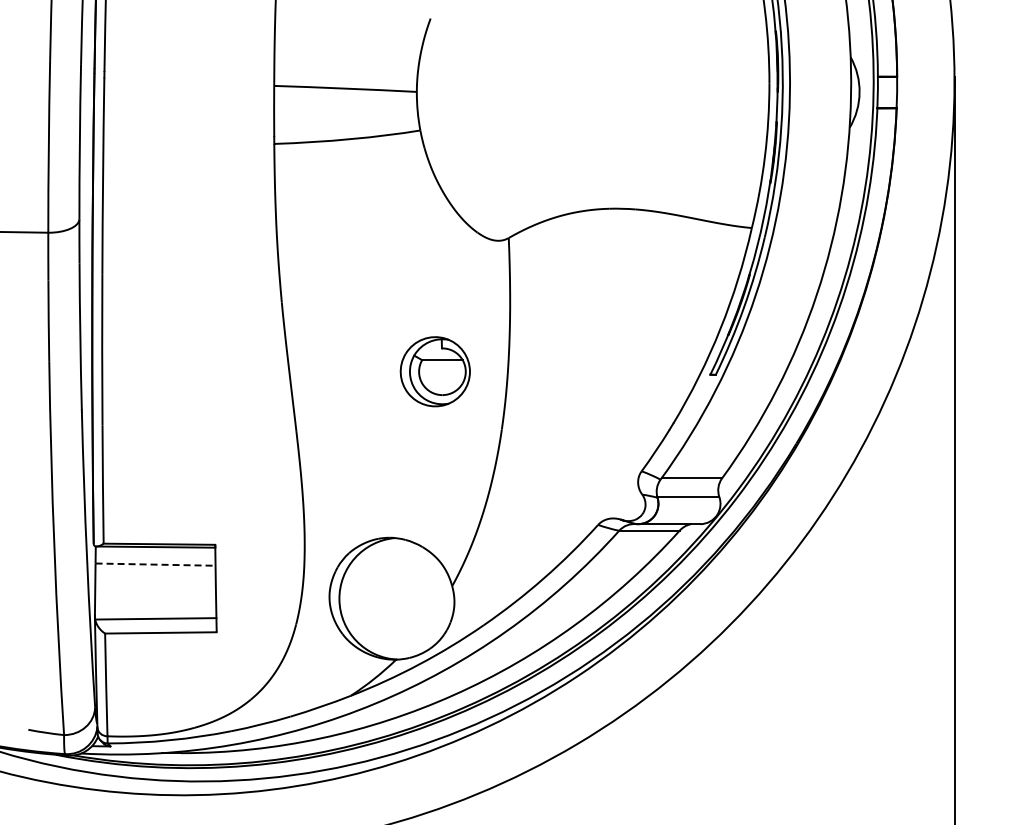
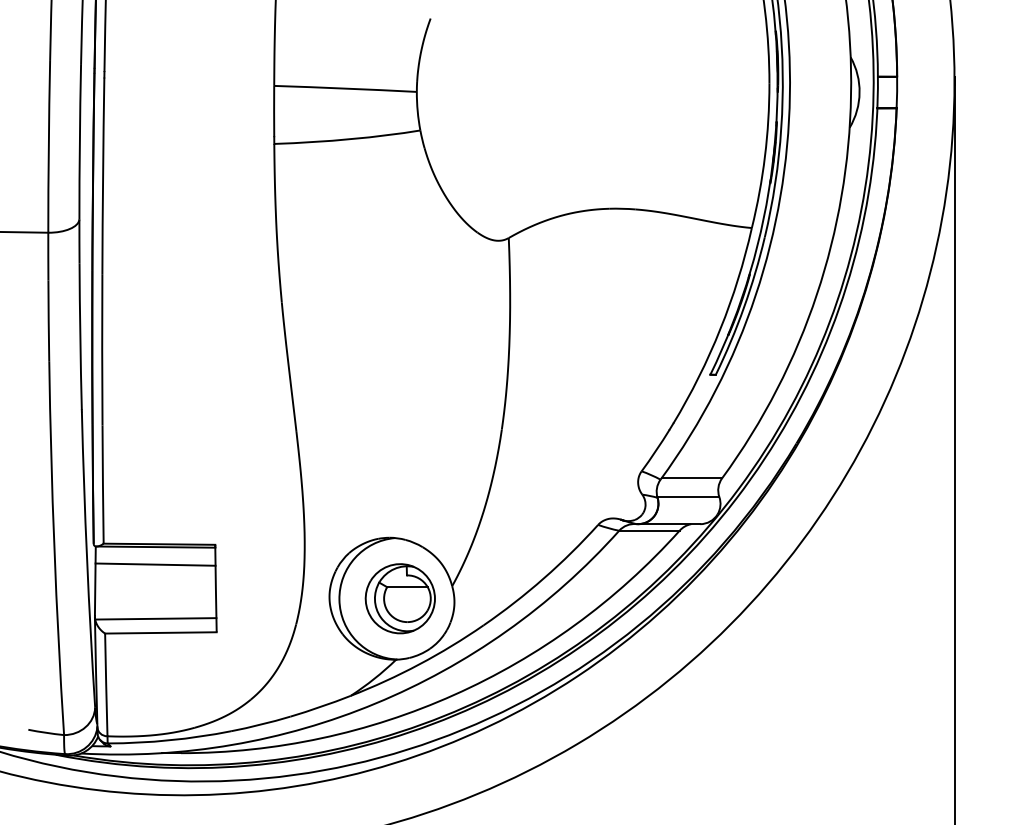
part position: (434, 371) -> (399, 598) (399, 598)
line: dashed -> solid (156, 564)
